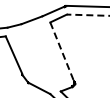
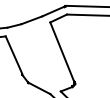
line: dashed -> solid (87, 15)
line: dashed -> solid (62, 51)
